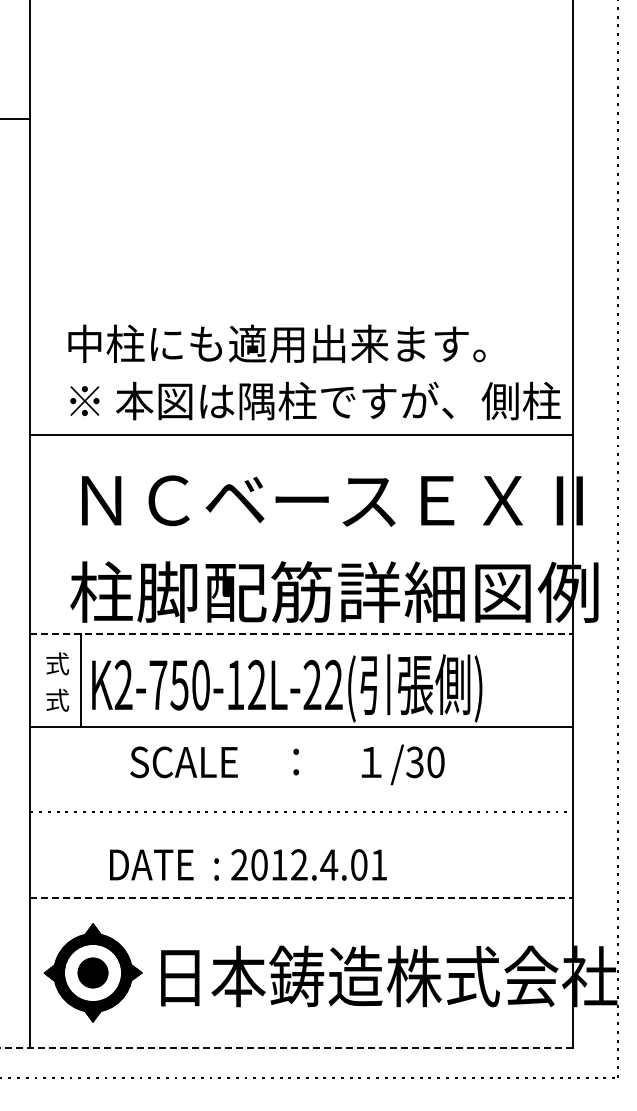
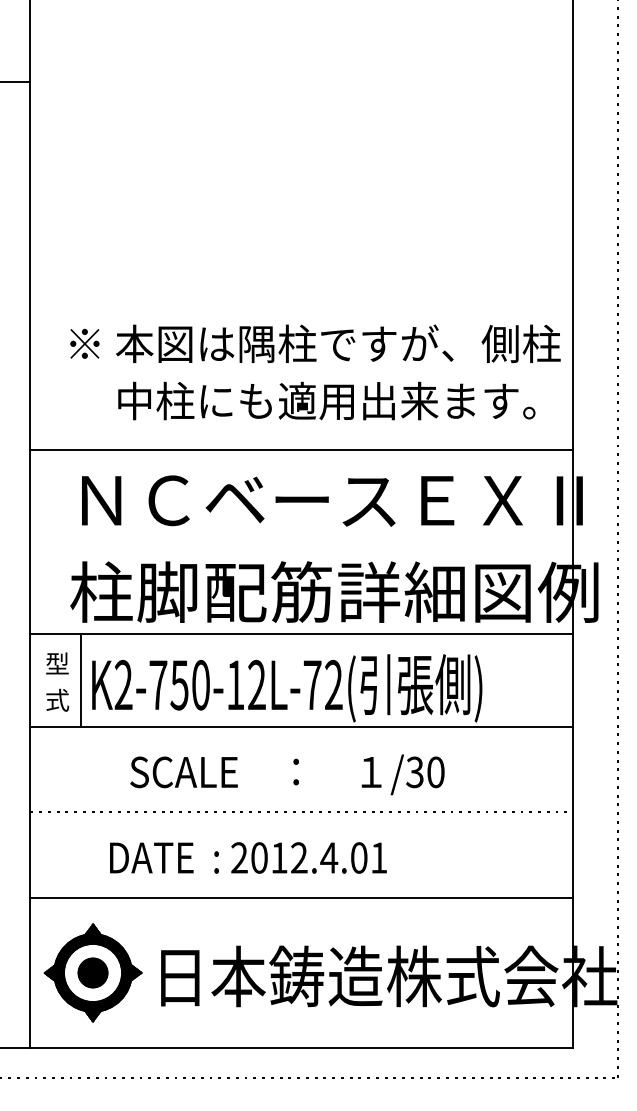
line position: (16, 119) -> (16, 82) (16, 82)
text: 中柱にも適用出来ます。 -> ※ 本図は隅柱ですが、側柱 (314, 343)
text: ※ 本図は隅柱ですが、側柱 -> 中柱にも適用出来ます。 (315, 400)
line position: (301, 435) -> (301, 450) (301, 450)
line: dashed -> solid (302, 634)
text: 式 -> 型 (57, 663)
text: K2-750-12L-22( -> K2-750-12L-72( (312, 684)
text position: (287, 764) -> (287, 774) (287, 774)
text position: (248, 864) -> (248, 857) (248, 857)
line: dashed -> solid (302, 897)
line: dashed -> solid (286, 1048)
